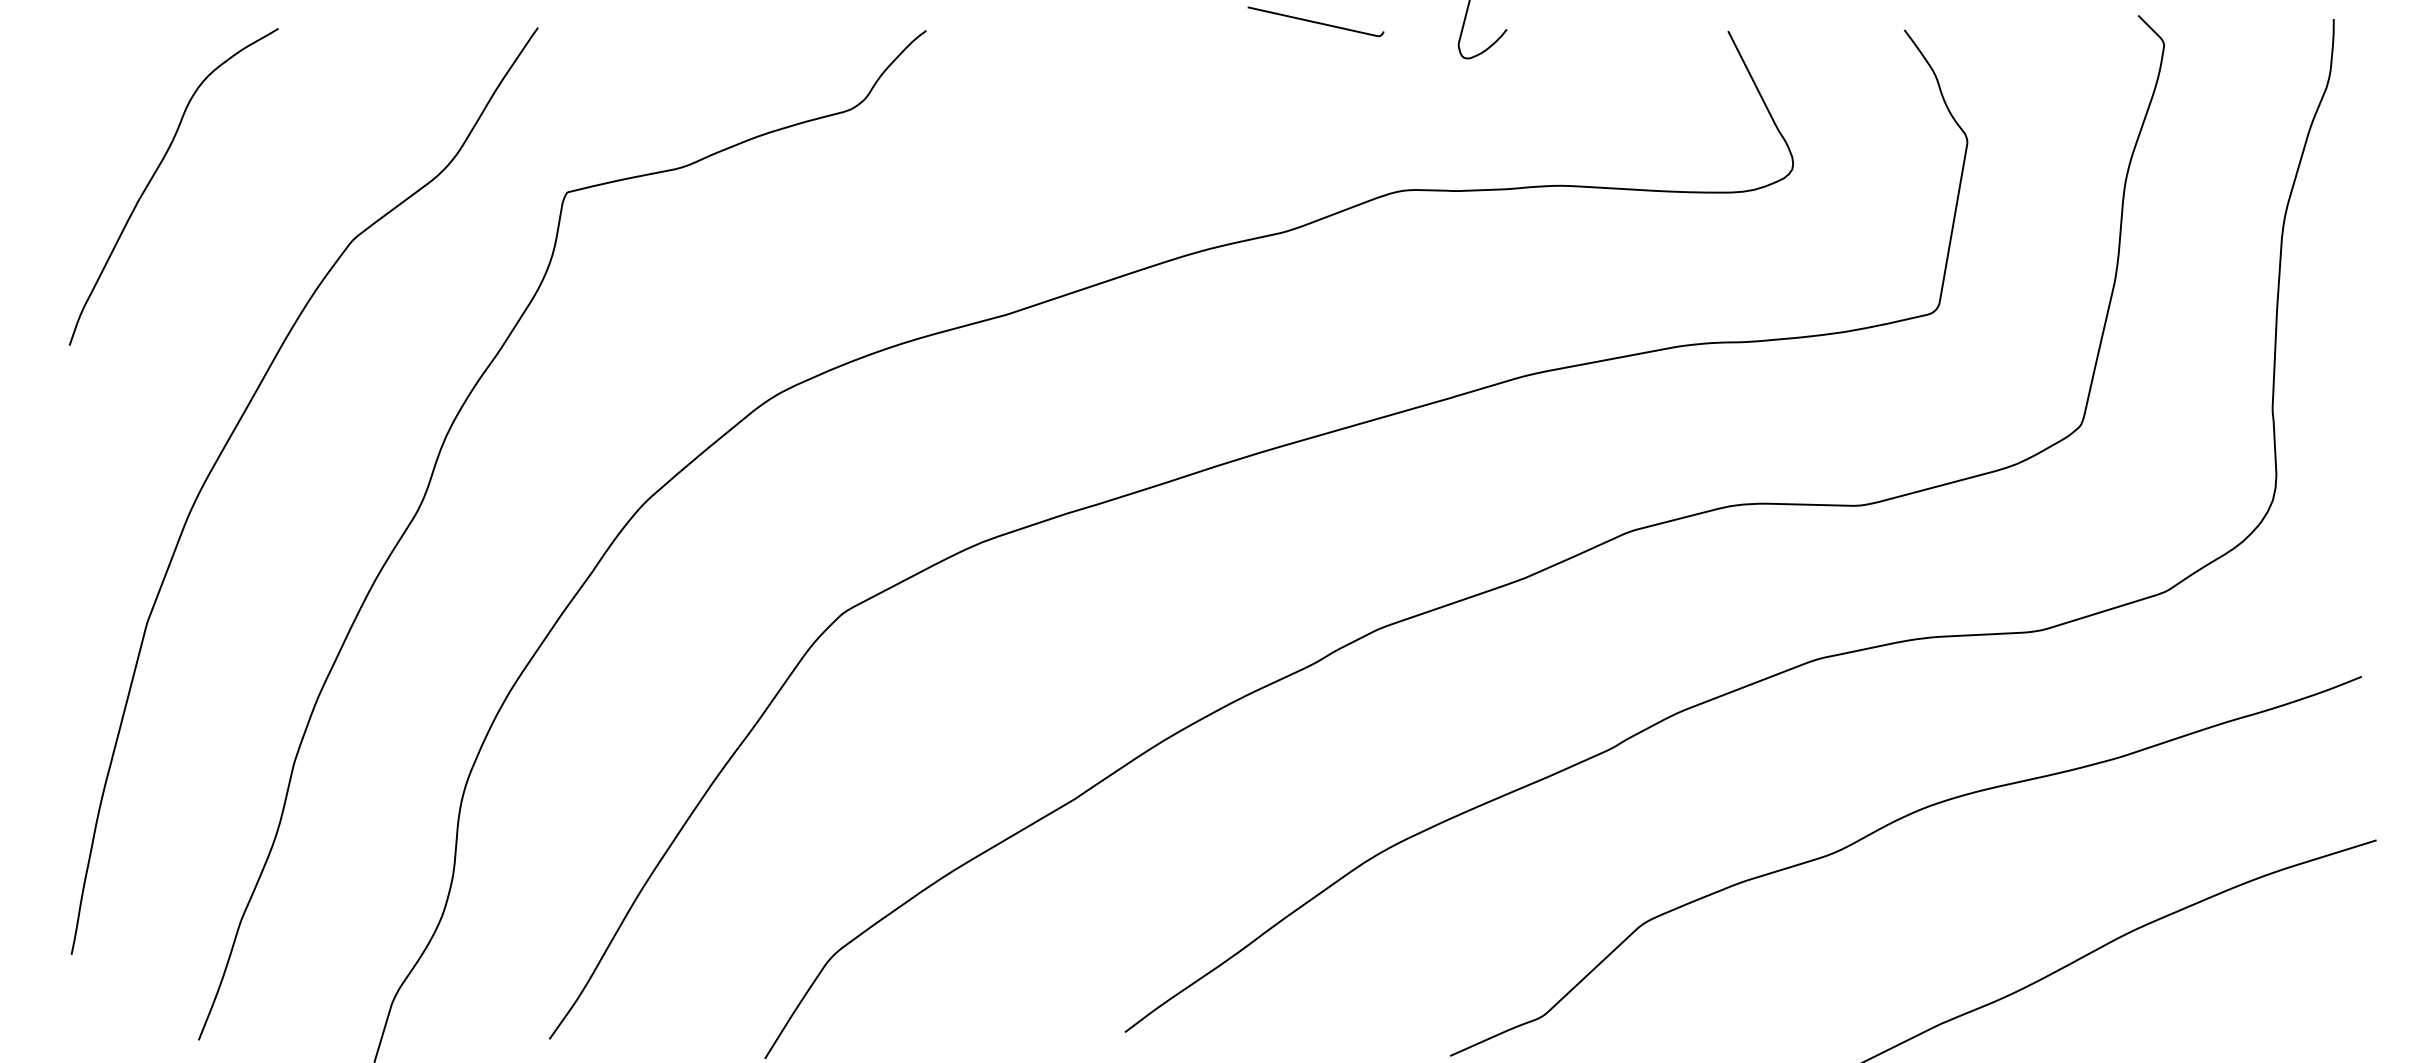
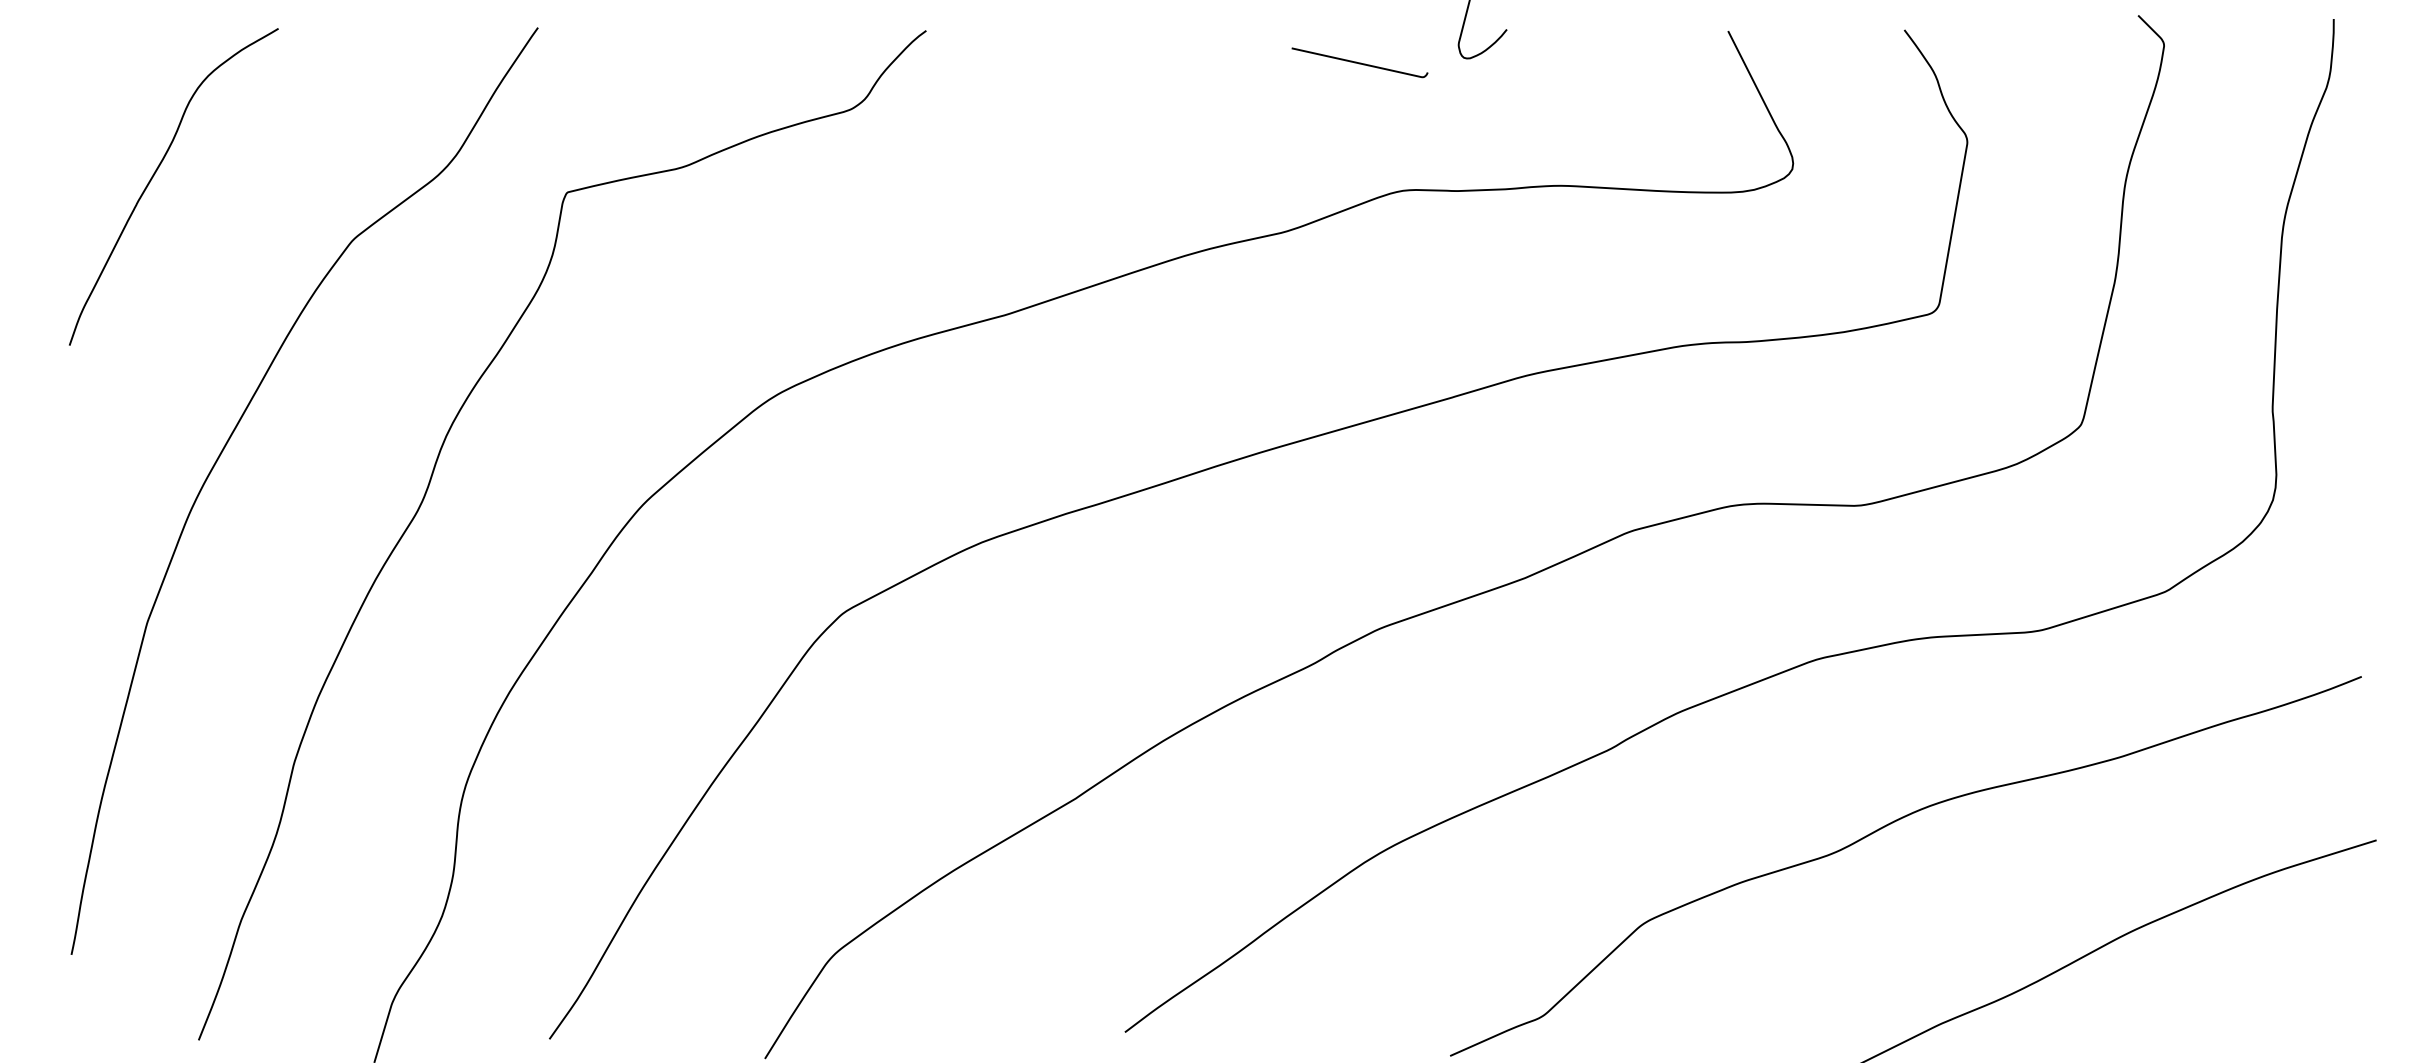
curve position: (1315, 21) -> (1359, 62) (1359, 62)
